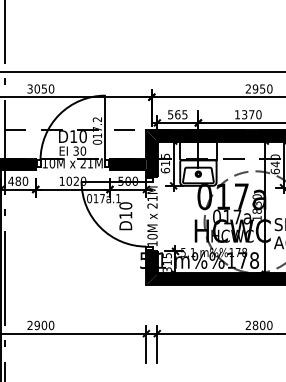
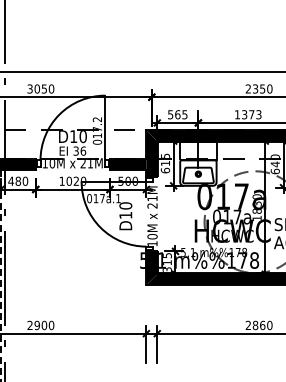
text: 2950 -> 2350 (255, 88)
text: 1370 -> 1373 (258, 114)
text: 30 -> 36 (83, 150)
line: solid -> dashed (0, 276)
text: 2800 -> 2860 (262, 324)
